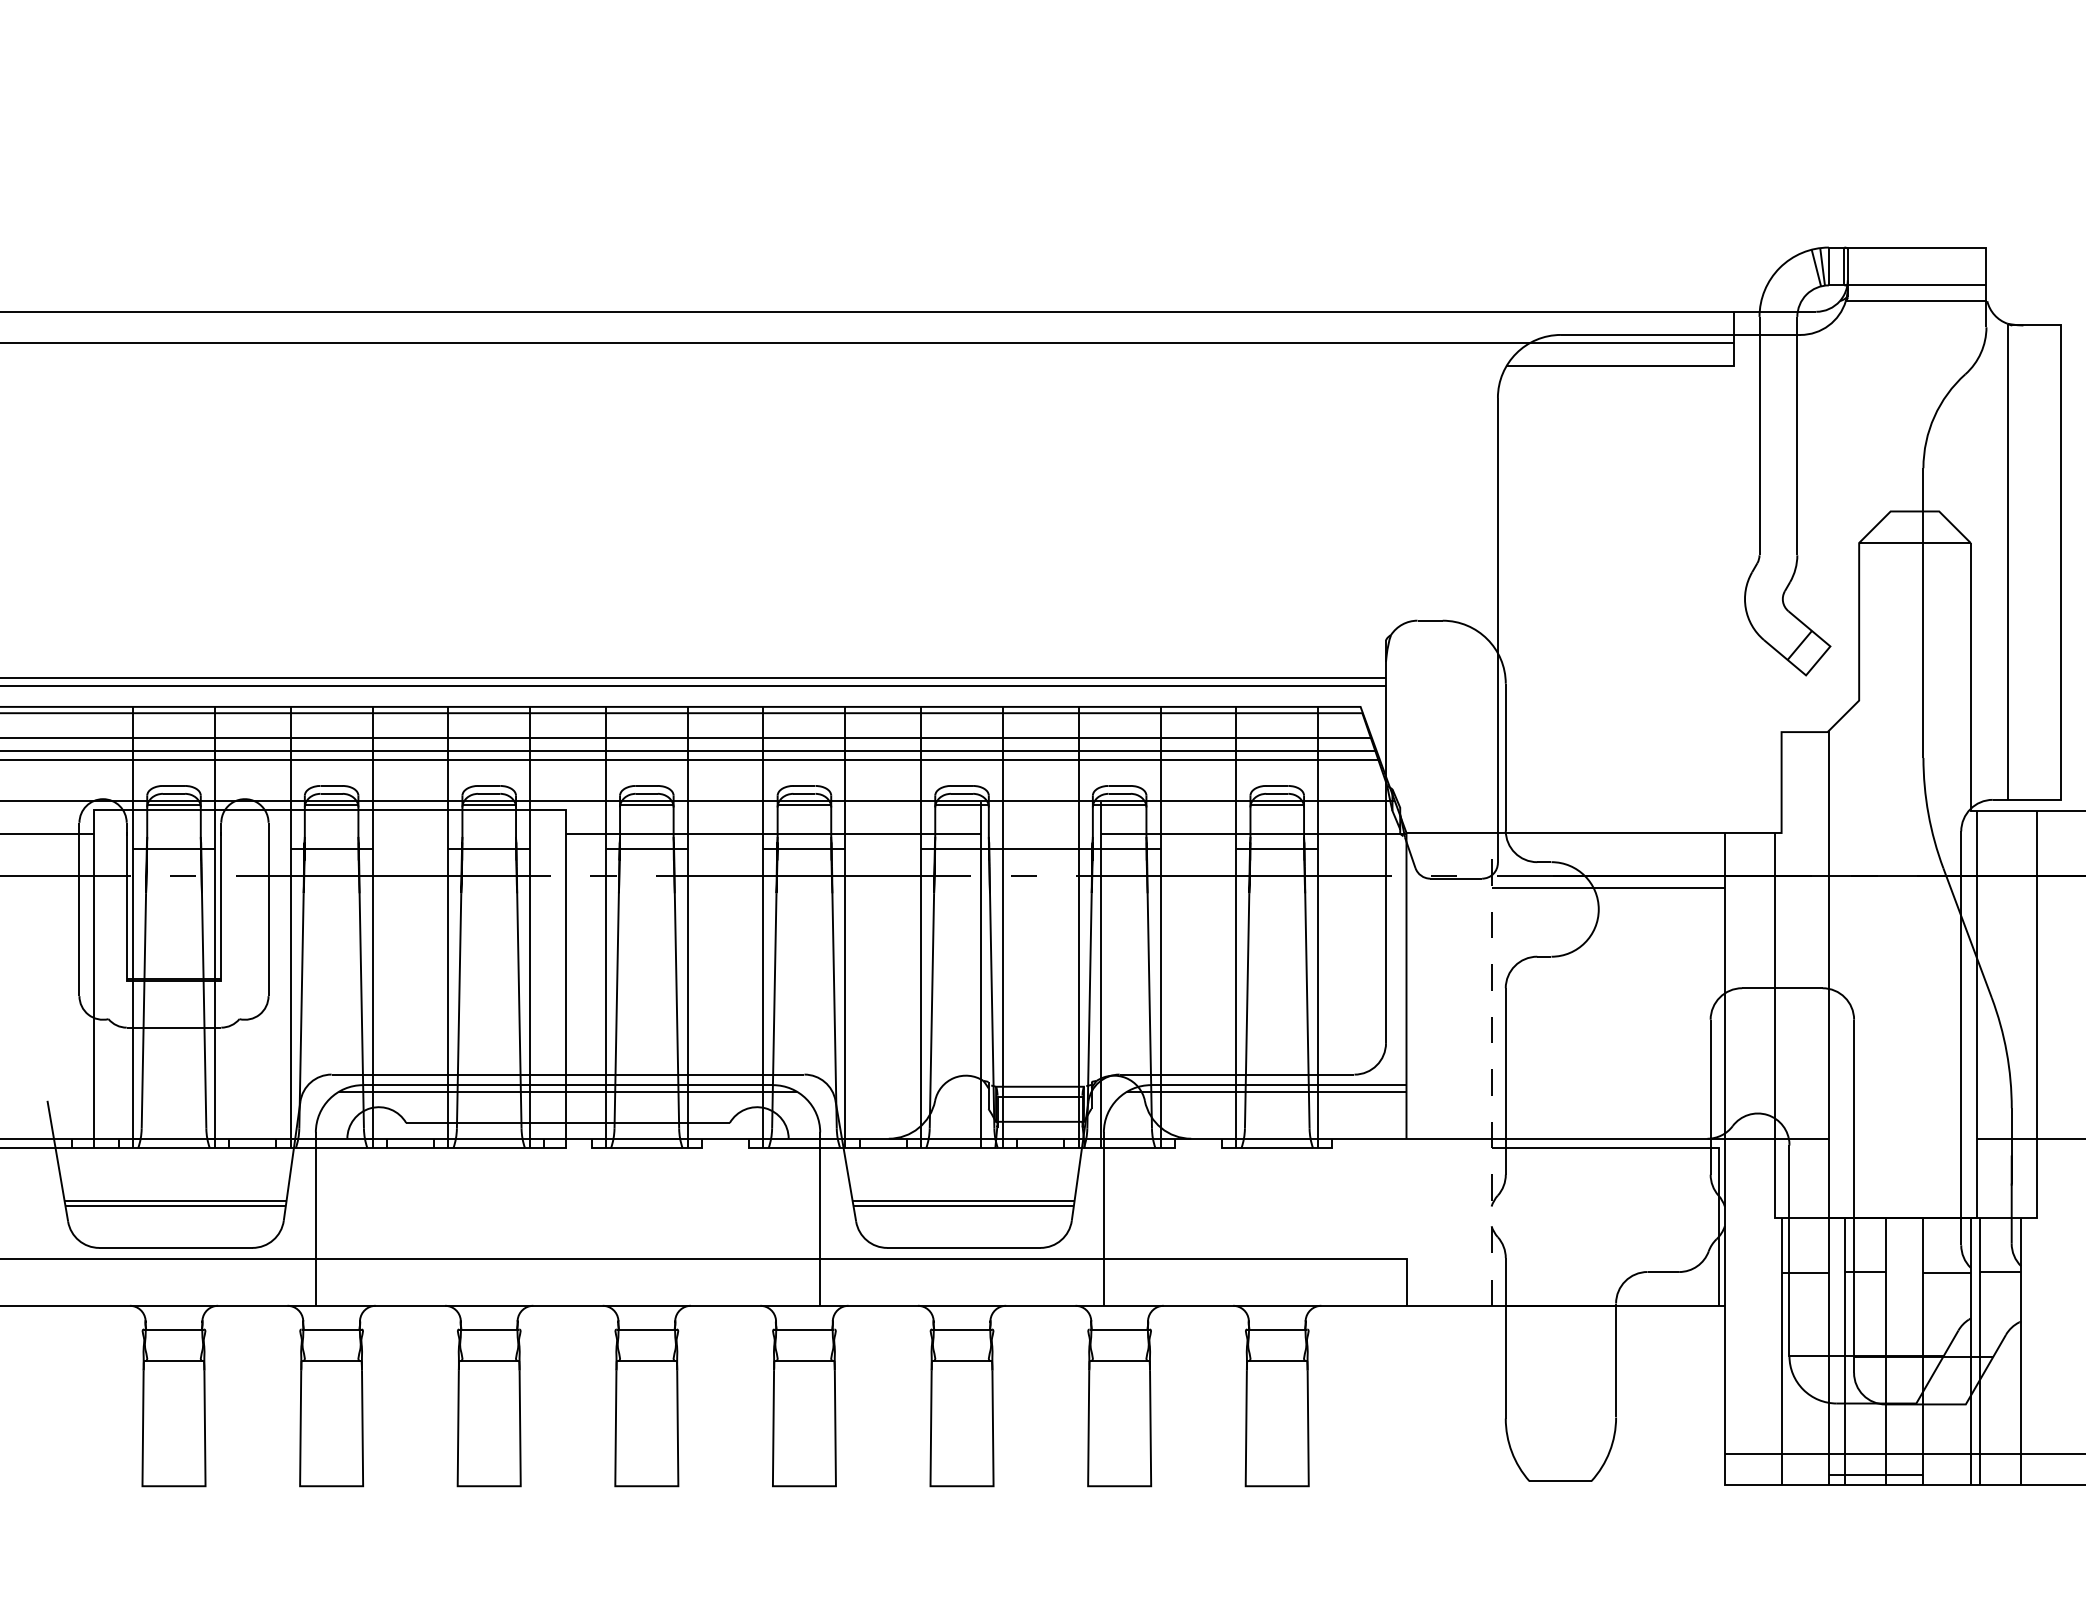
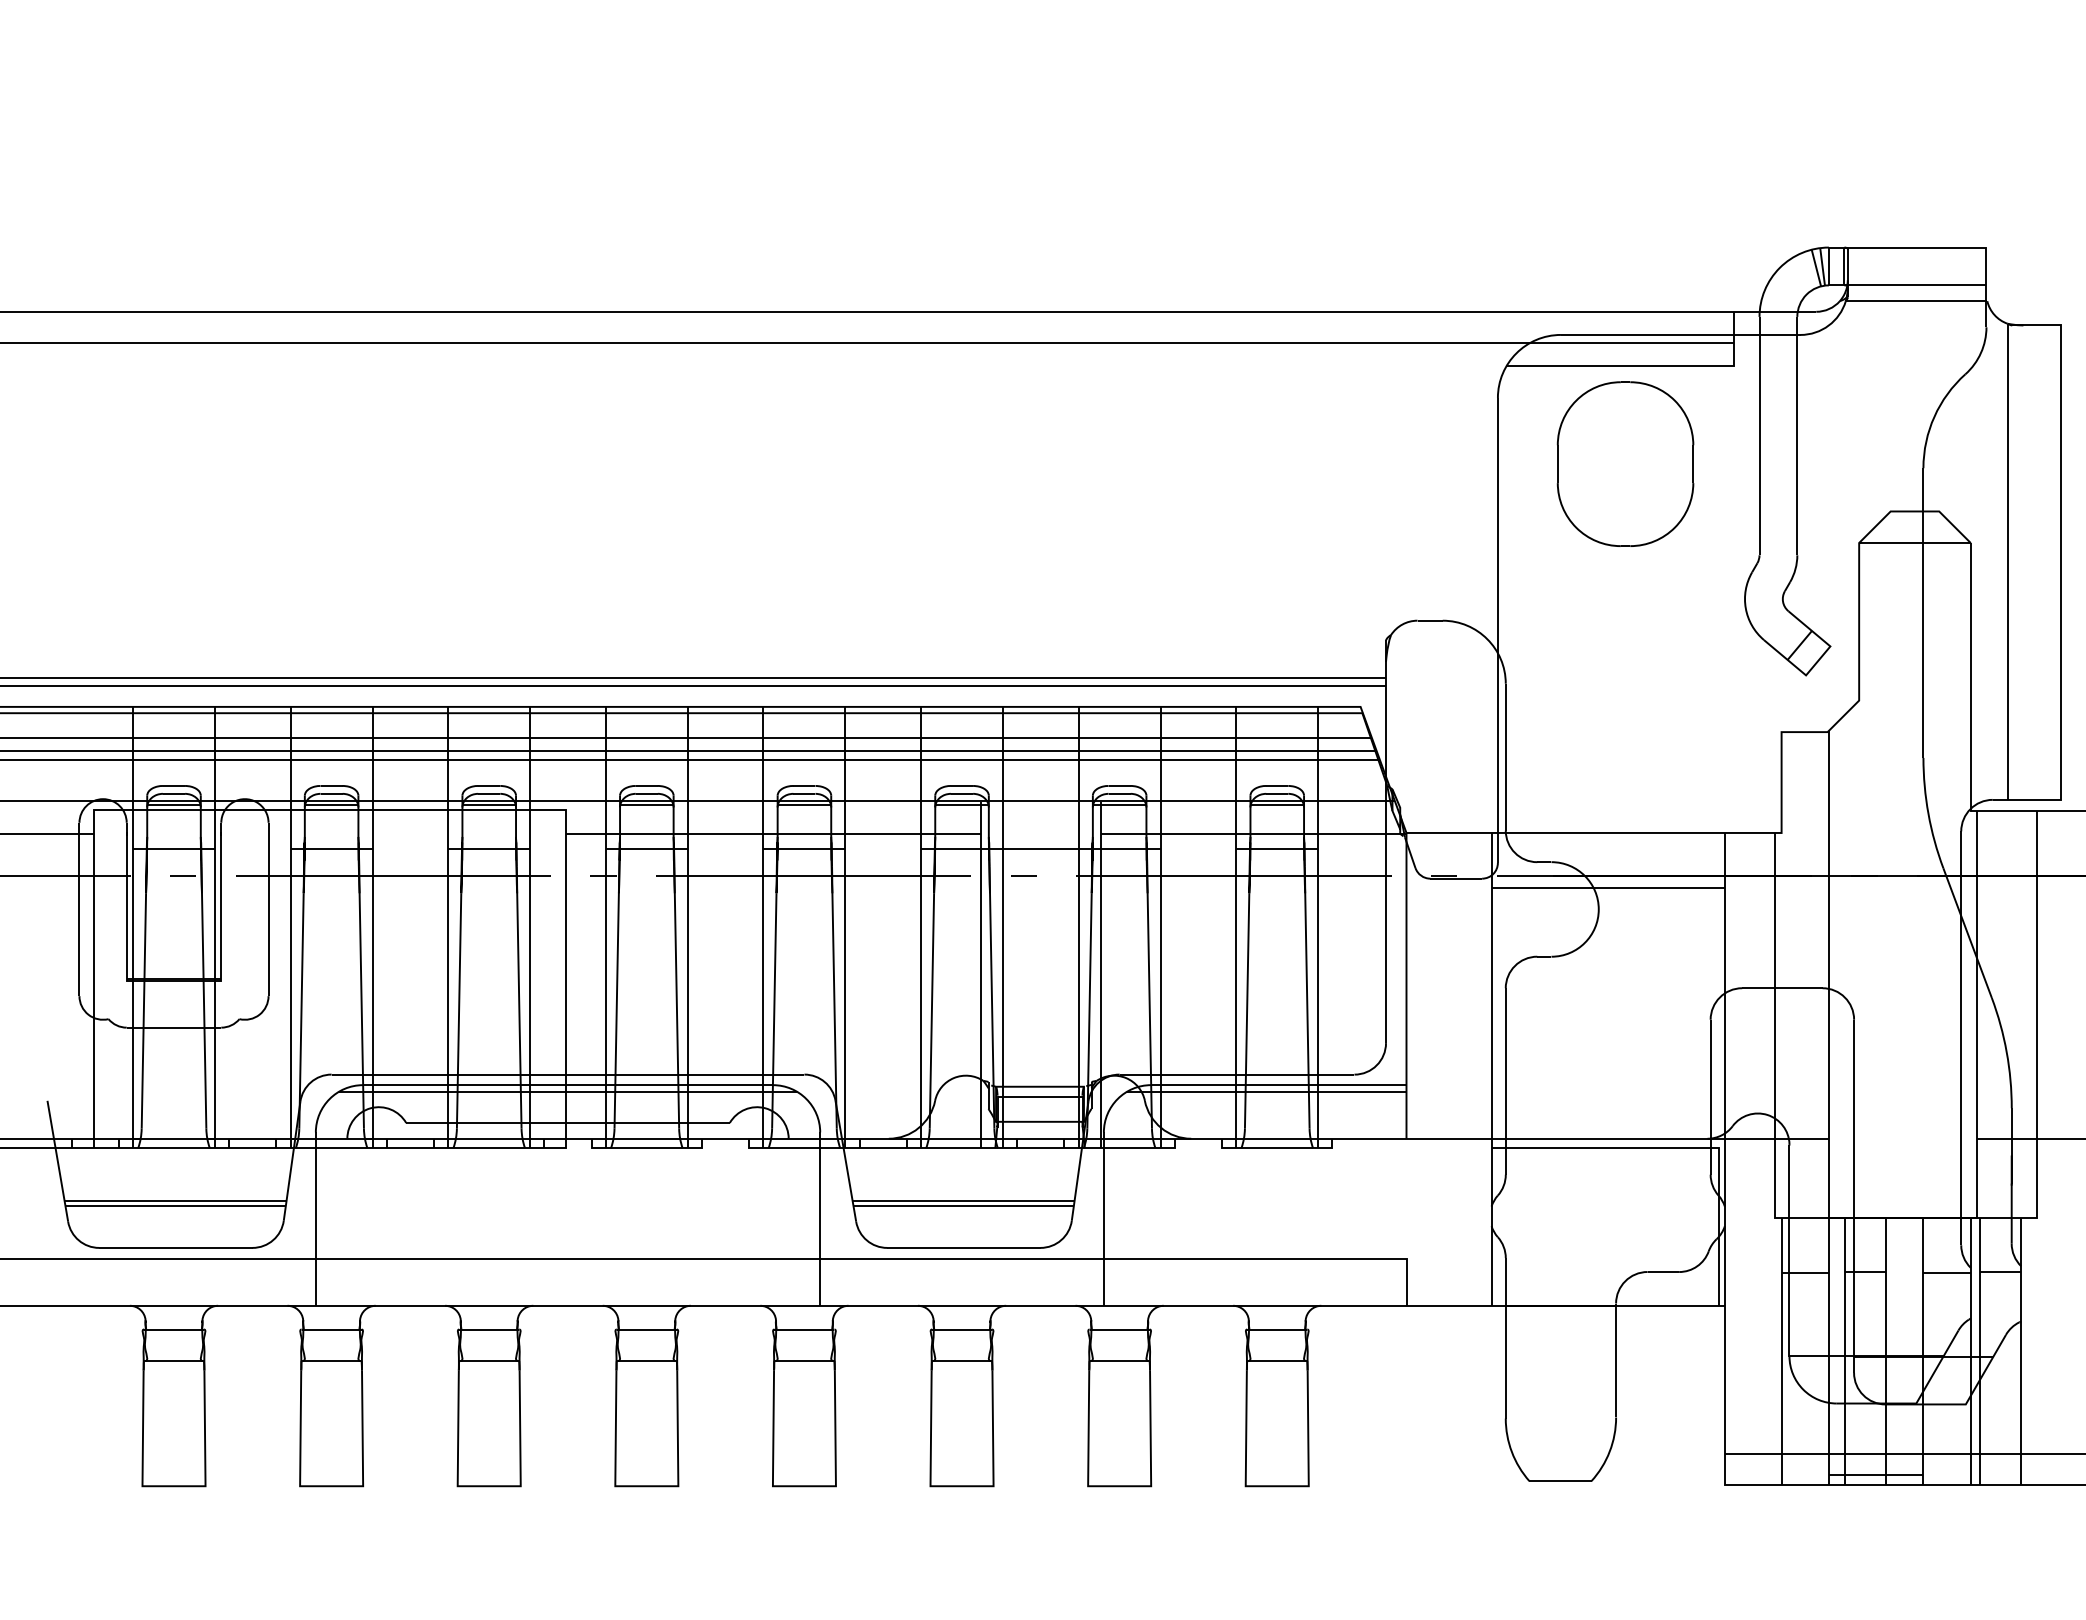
part: none -> present (1625, 463)
line: dashed -> solid (1491, 1068)
